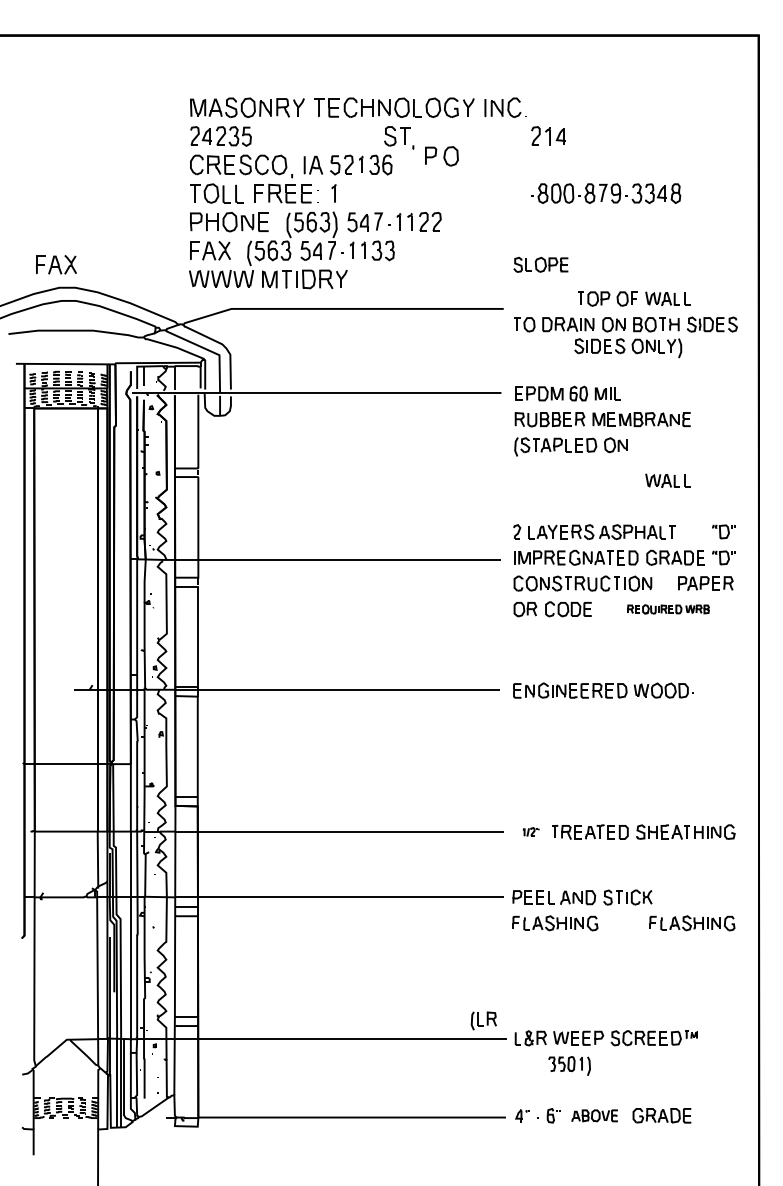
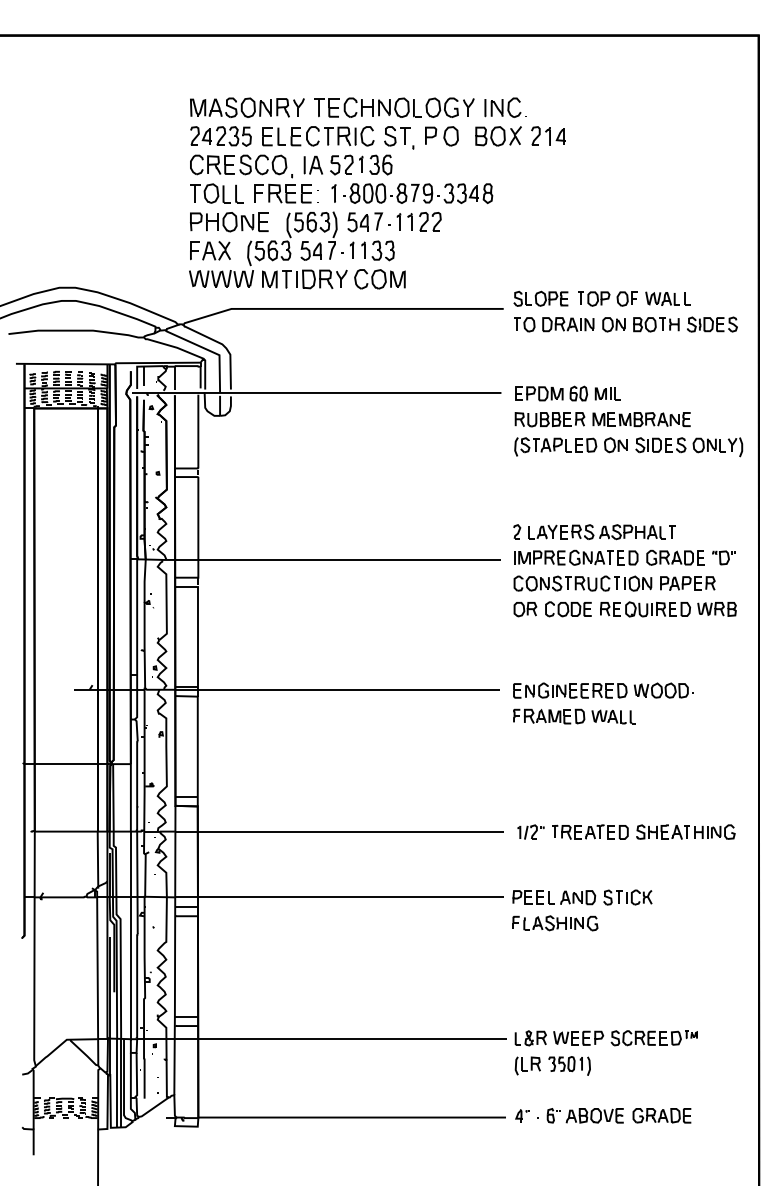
part: none -> present (318, 136)
part: none -> present (498, 136)
part position: (441, 156) -> (441, 136) (441, 136)
part position: (606, 193) -> (418, 193) (418, 193)
part: present -> none (56, 264)
part position: (540, 264) -> (540, 298) (540, 298)
part: none -> present (379, 279)
part position: (628, 348) -> (689, 447) (689, 447)
part: present -> none (667, 480)
part: present -> none (723, 531)
part position: (705, 583) -> (687, 583) (687, 583)
part size: 83x11 px -> 137x17 px (668, 609)
part: none -> present (574, 716)
part size: 18x10 px -> 28x16 px (530, 831)
part: present -> none (692, 923)
part position: (483, 1020) -> (527, 1065) (527, 1065)
part size: 47x14 px -> 59x16 px (594, 1115)
